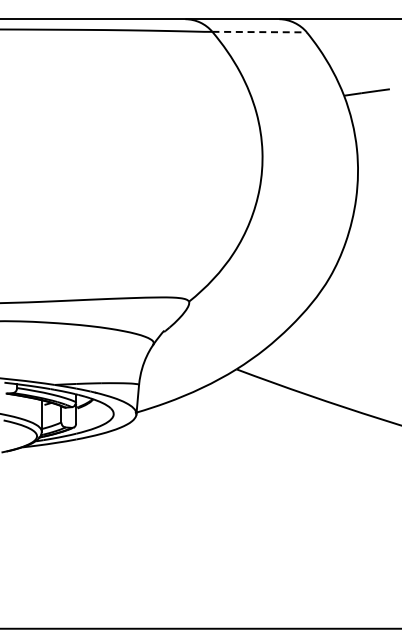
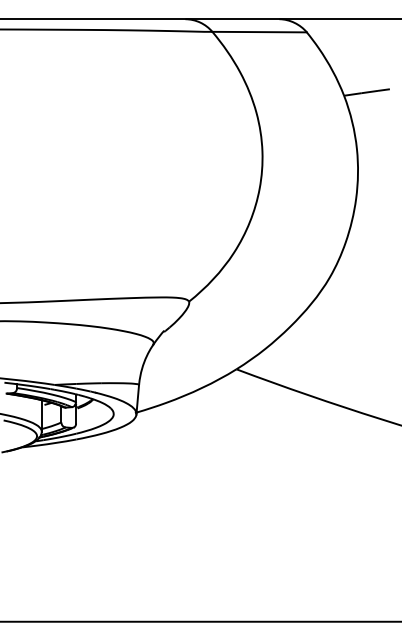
line: dashed -> solid (260, 32)
line position: (200, 628) -> (200, 621) (200, 621)
